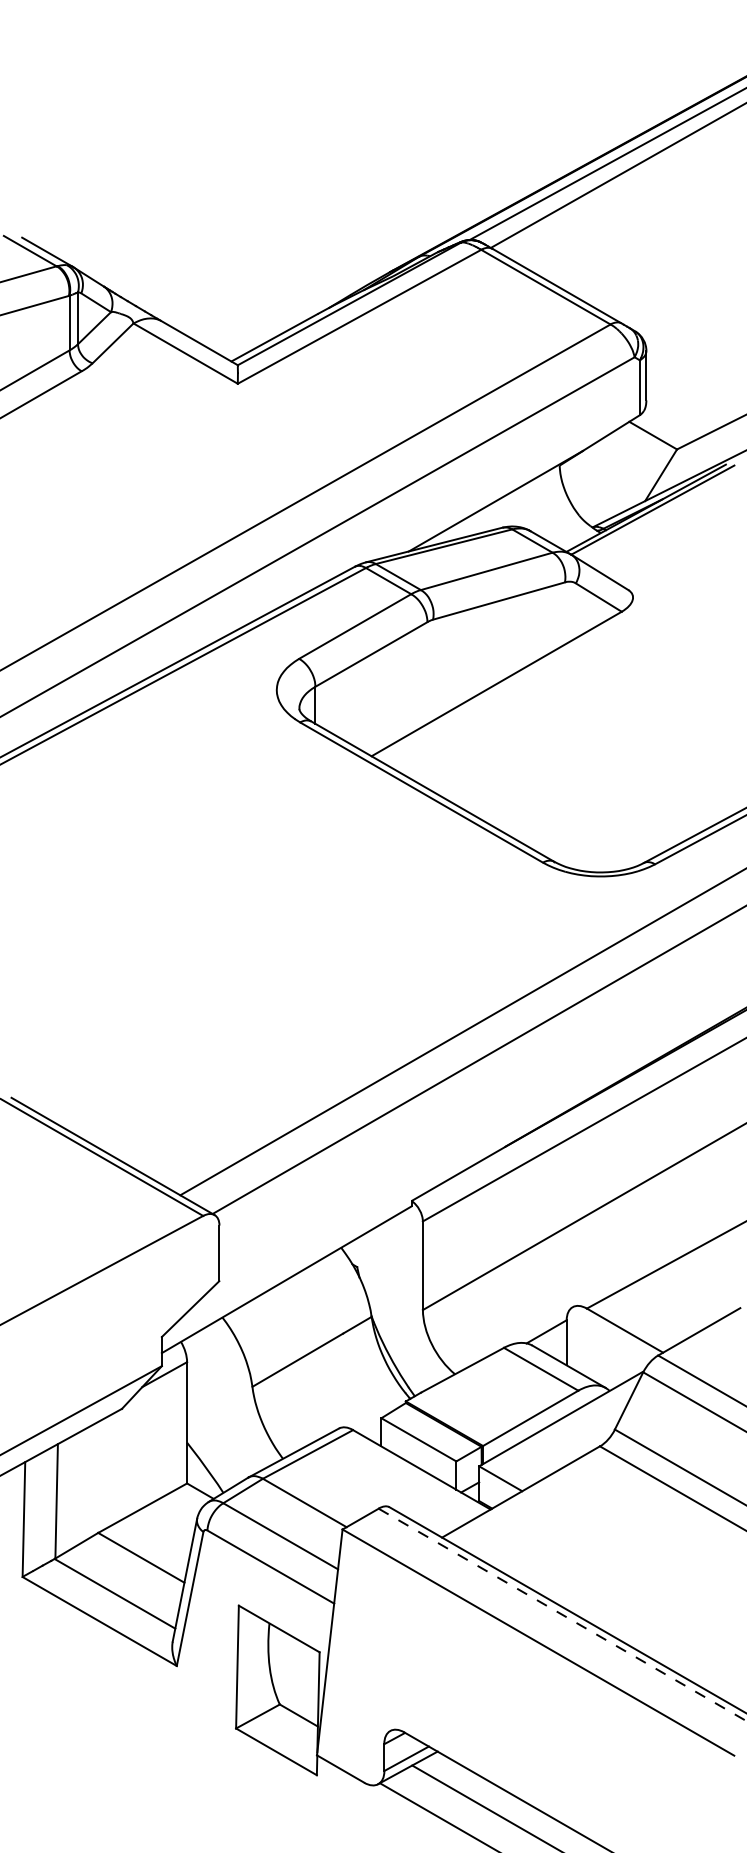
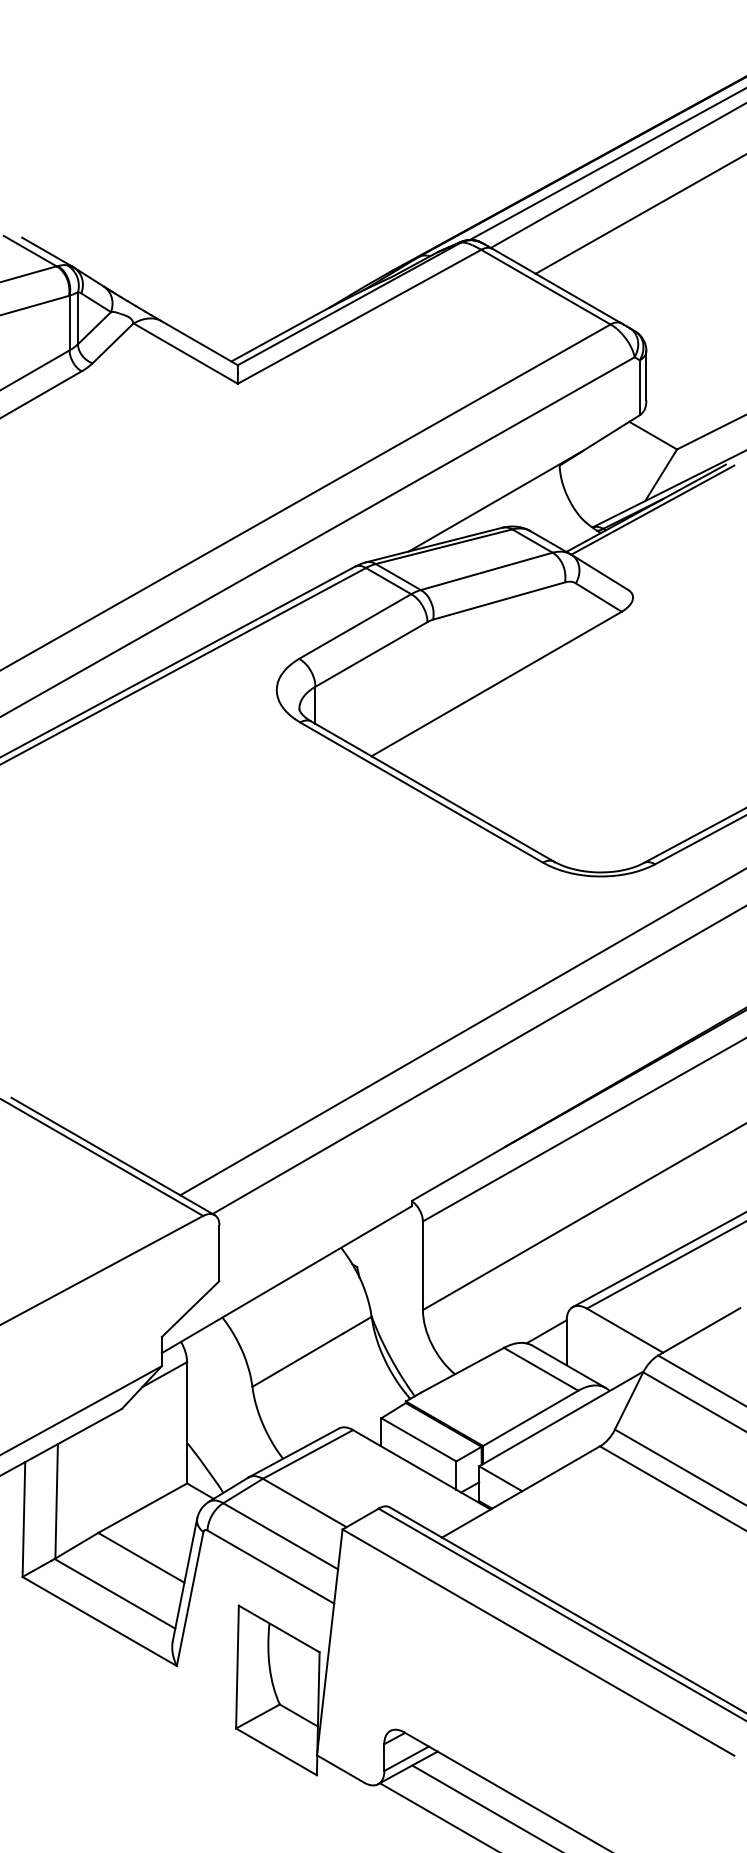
line: none -> present (639, 214)
line: none -> present (657, 1260)
line: dashed -> solid (562, 1615)
